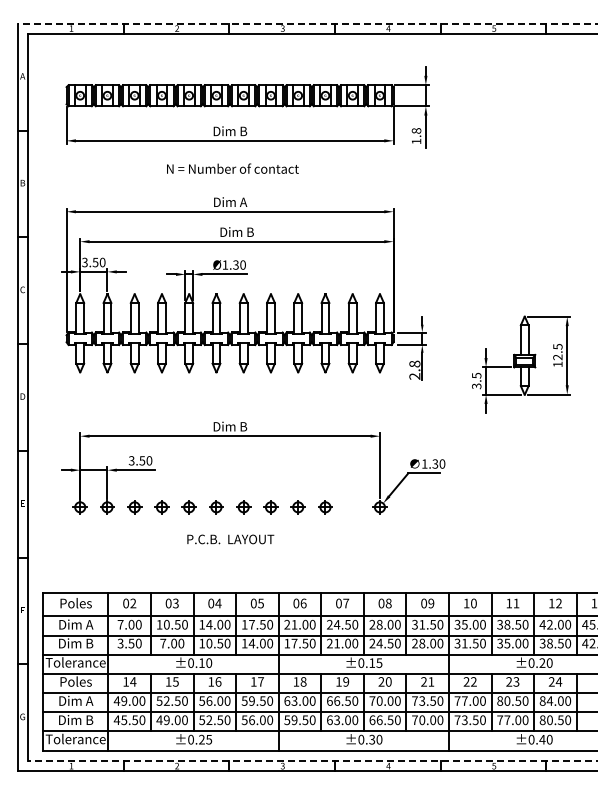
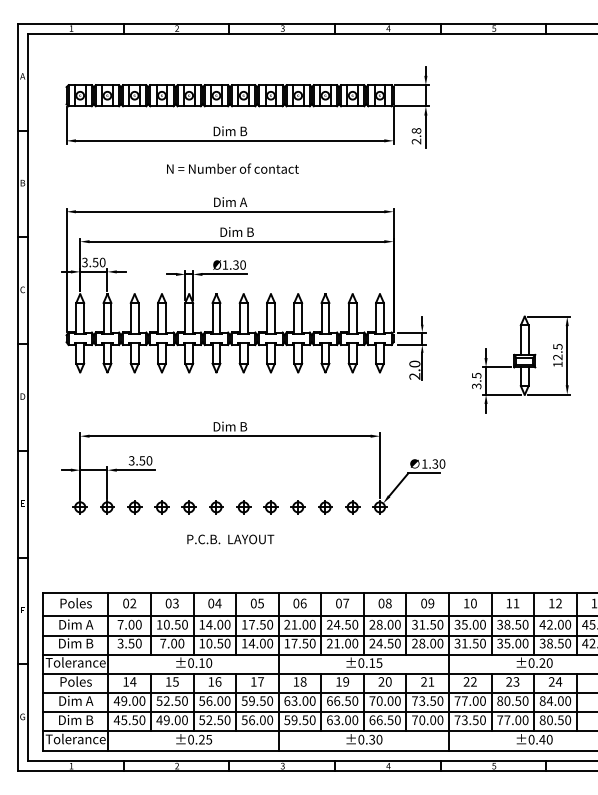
line: dashed -> solid (307, 23)
text: 1.8 -> 2.8 (416, 141)
text: 2.8 -> 2.0 (414, 363)
part: none -> present (352, 507)
line: dashed -> solid (312, 761)
